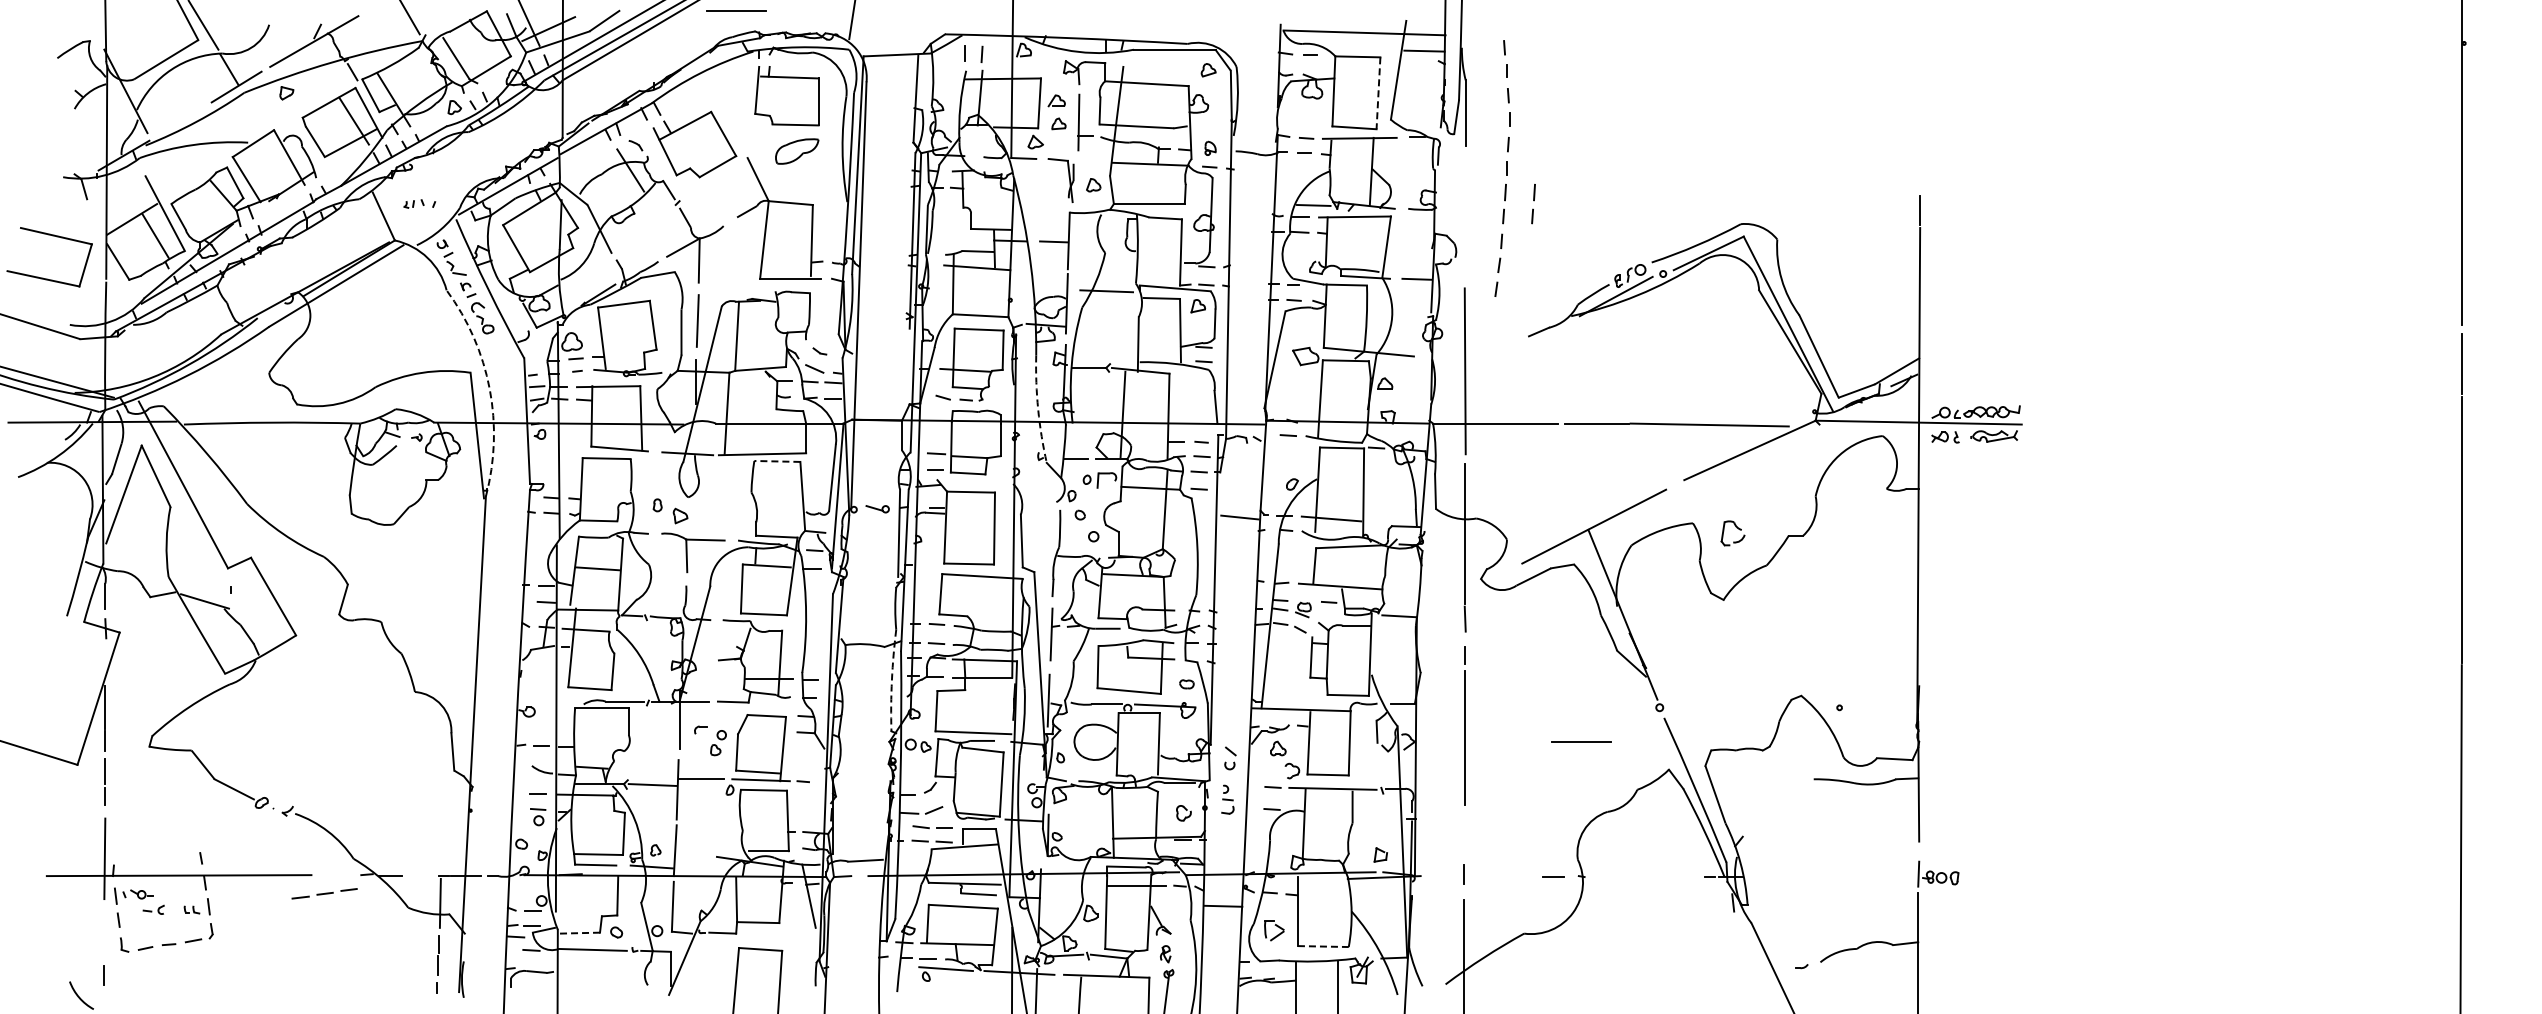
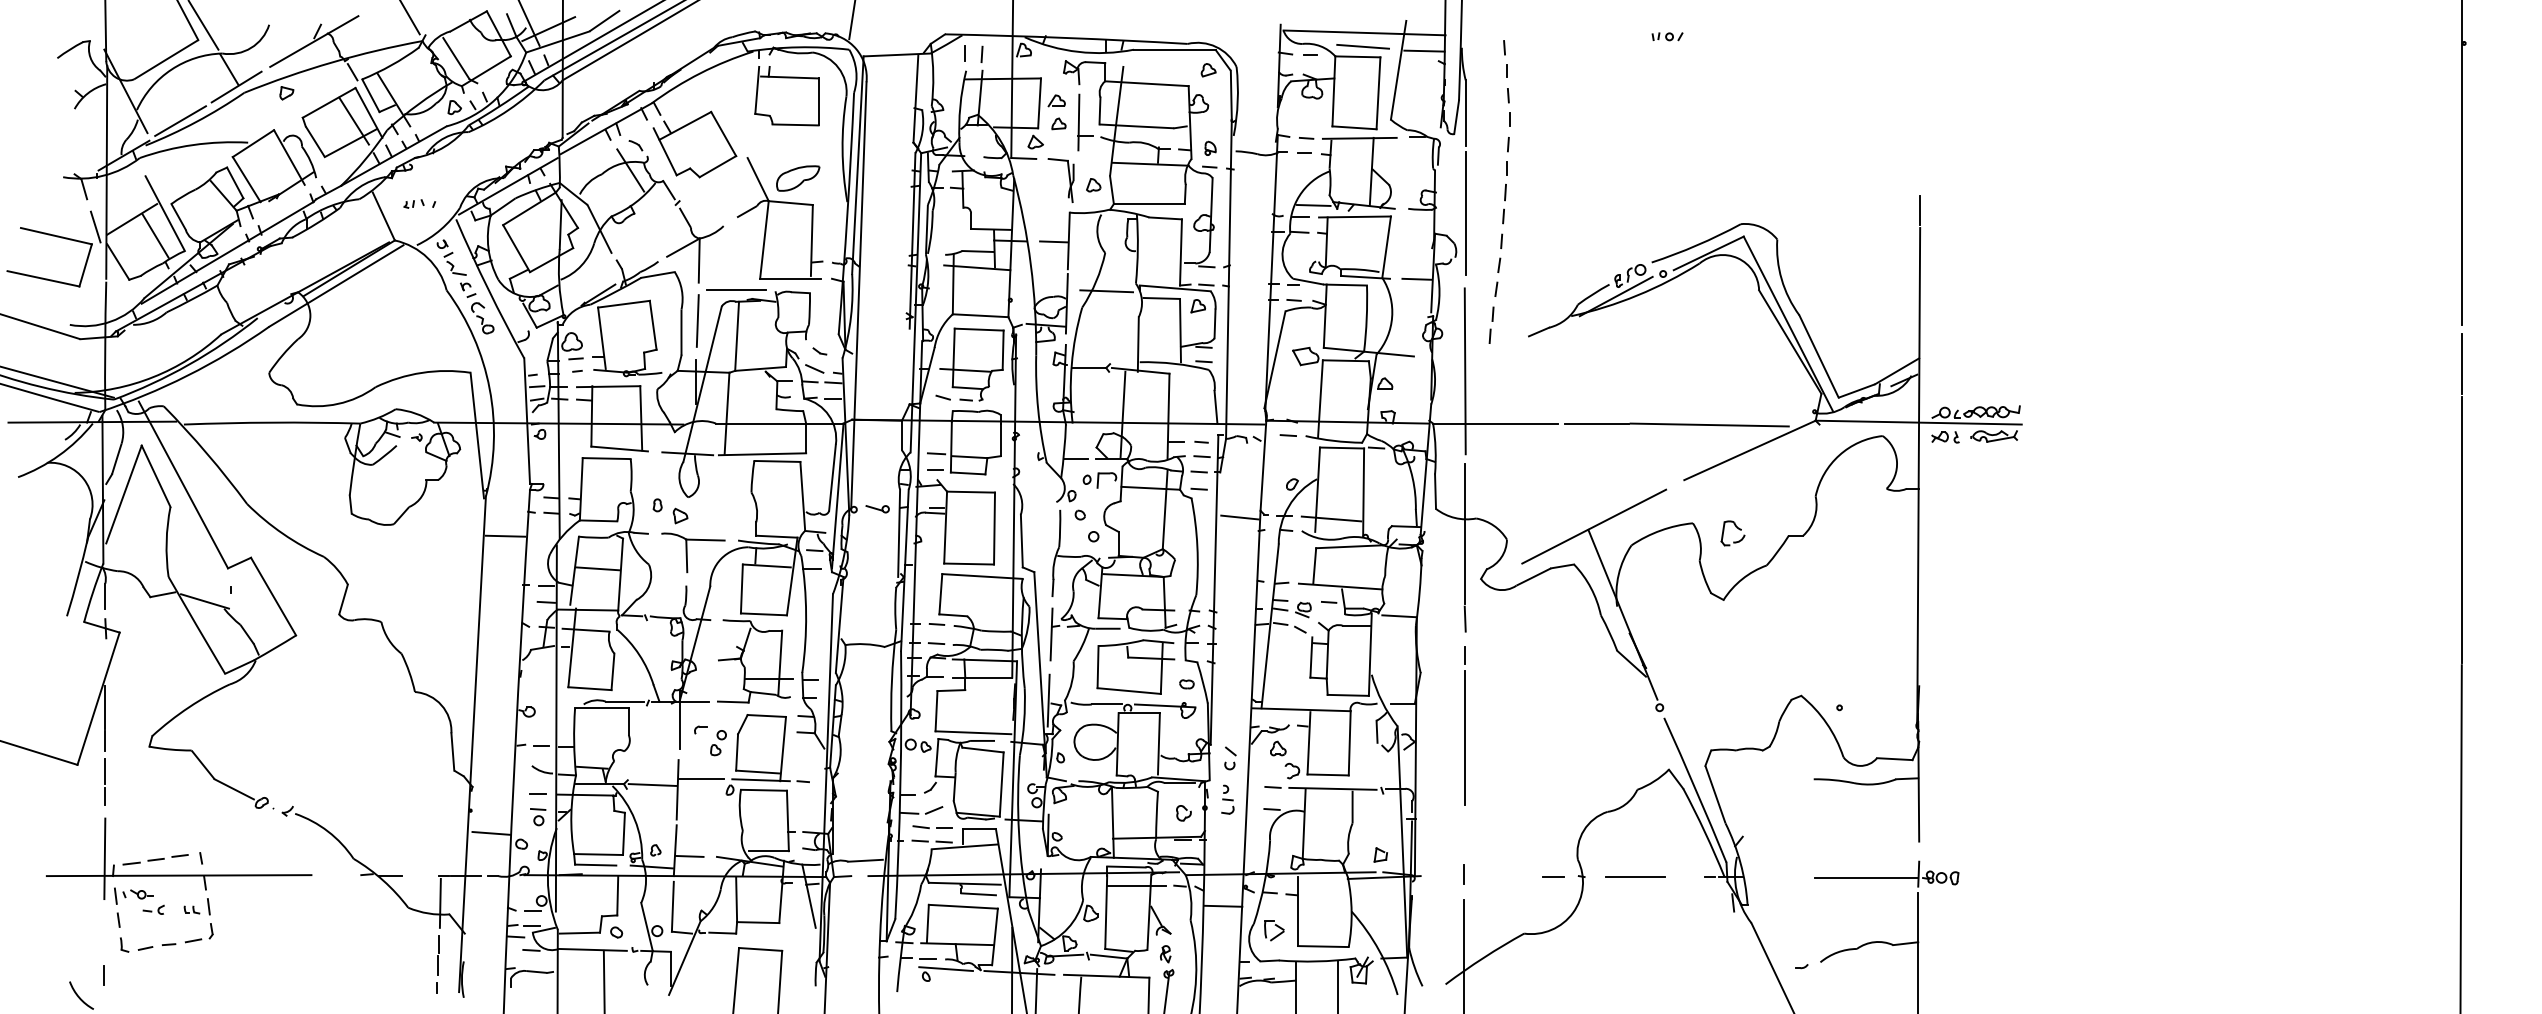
line position: (736, 10) -> (736, 289) (736, 289)
part: none -> present (1667, 36)
line: none -> present (1363, 46)
line: dashed -> solid (1378, 93)
line: none -> present (180, 120)
part position: (797, 151) -> (798, 178) (798, 178)
part: present -> none (1533, 204)
line: none -> present (1465, 213)
line: none -> present (95, 226)
part: none -> present (1491, 324)
arc: dashed -> solid (489, 388)
arc: dashed -> solid (1038, 409)
line: dashed -> solid (776, 461)
line: none -> present (505, 535)
arc: dashed -> solid (891, 680)
line position: (1581, 741) -> (1635, 876) (1635, 876)
line: none -> present (491, 833)
line: none -> present (689, 855)
line: none -> present (1866, 878)
part position: (324, 893) -> (155, 859) (155, 859)
line: dashed -> solid (579, 933)
line: dashed -> solid (1323, 946)
line: none -> present (603, 980)
